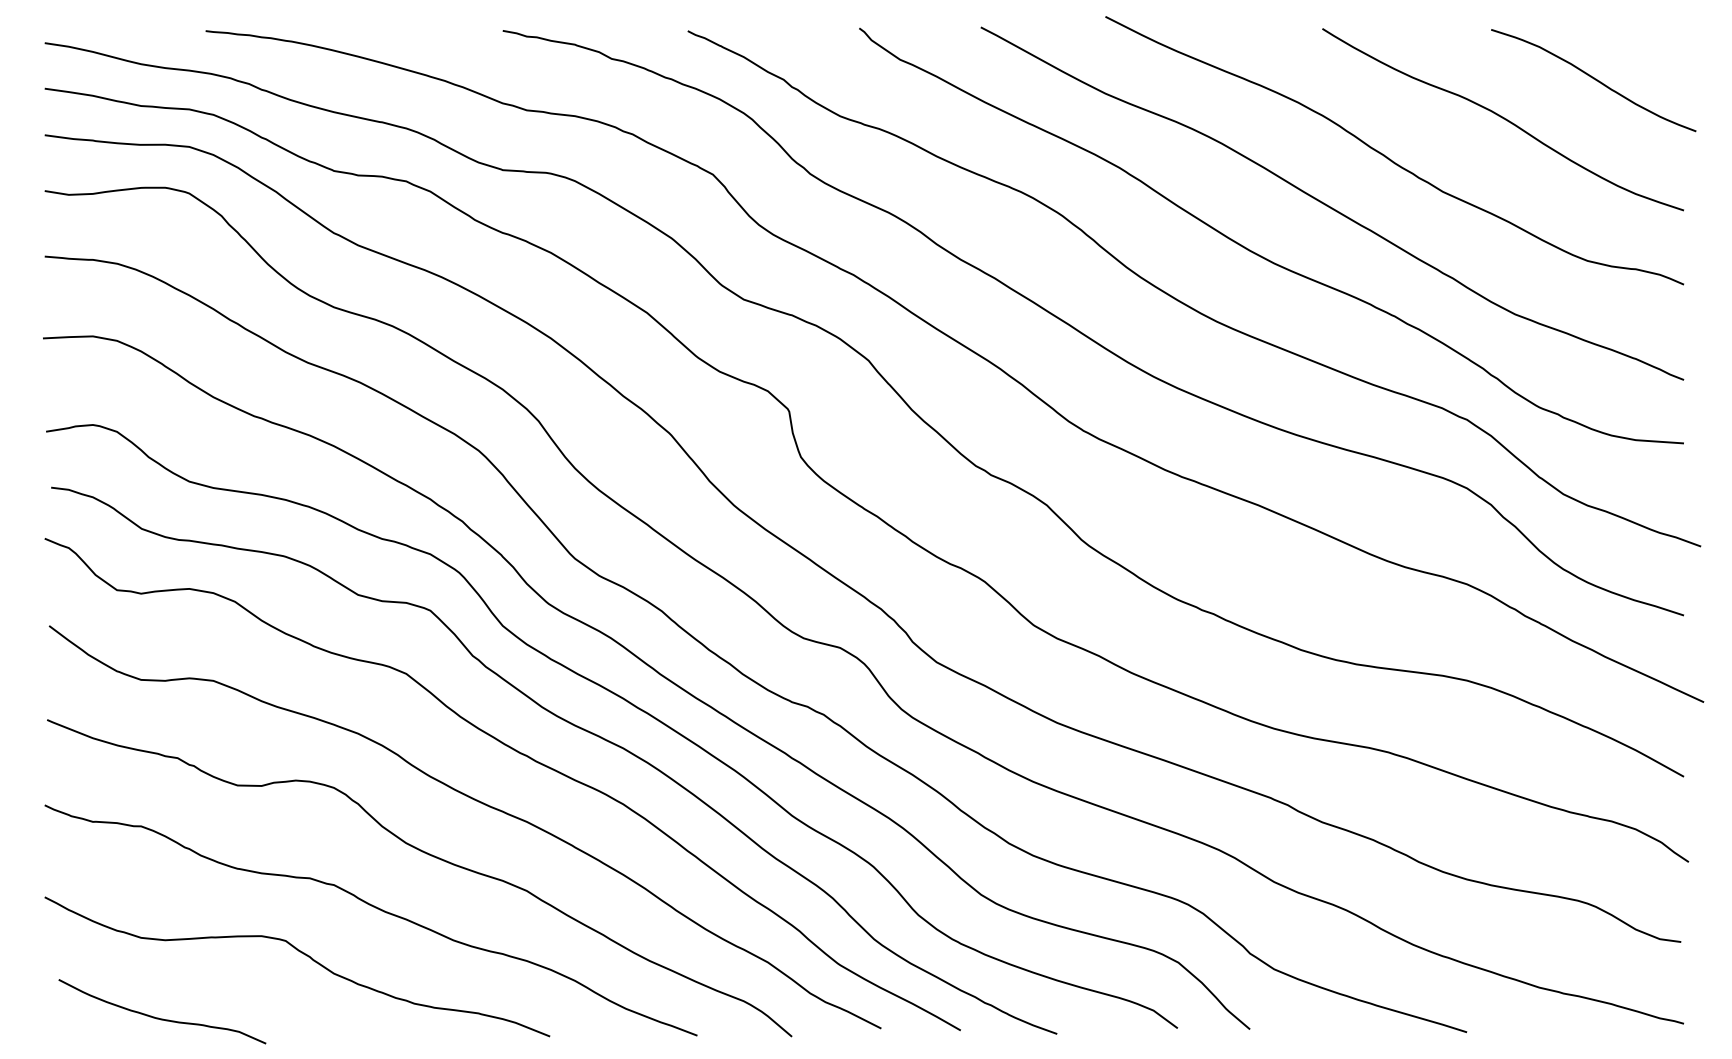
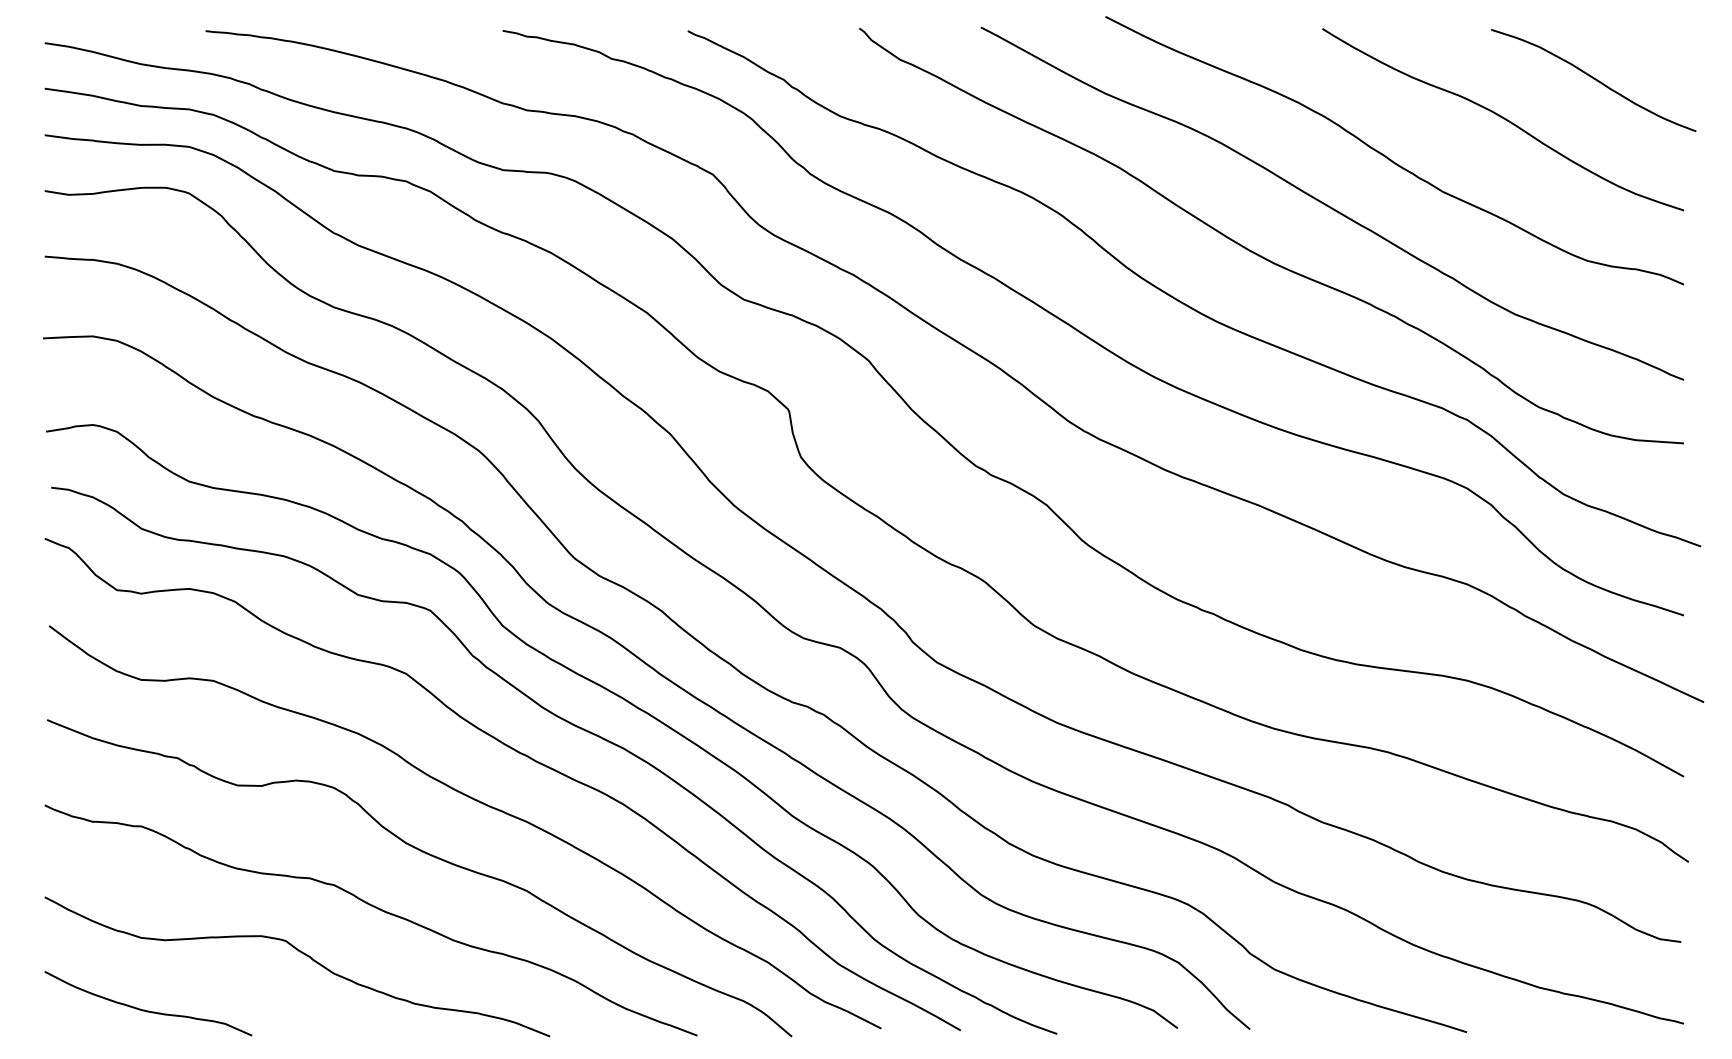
curve position: (162, 1018) -> (148, 1010) (148, 1010)
